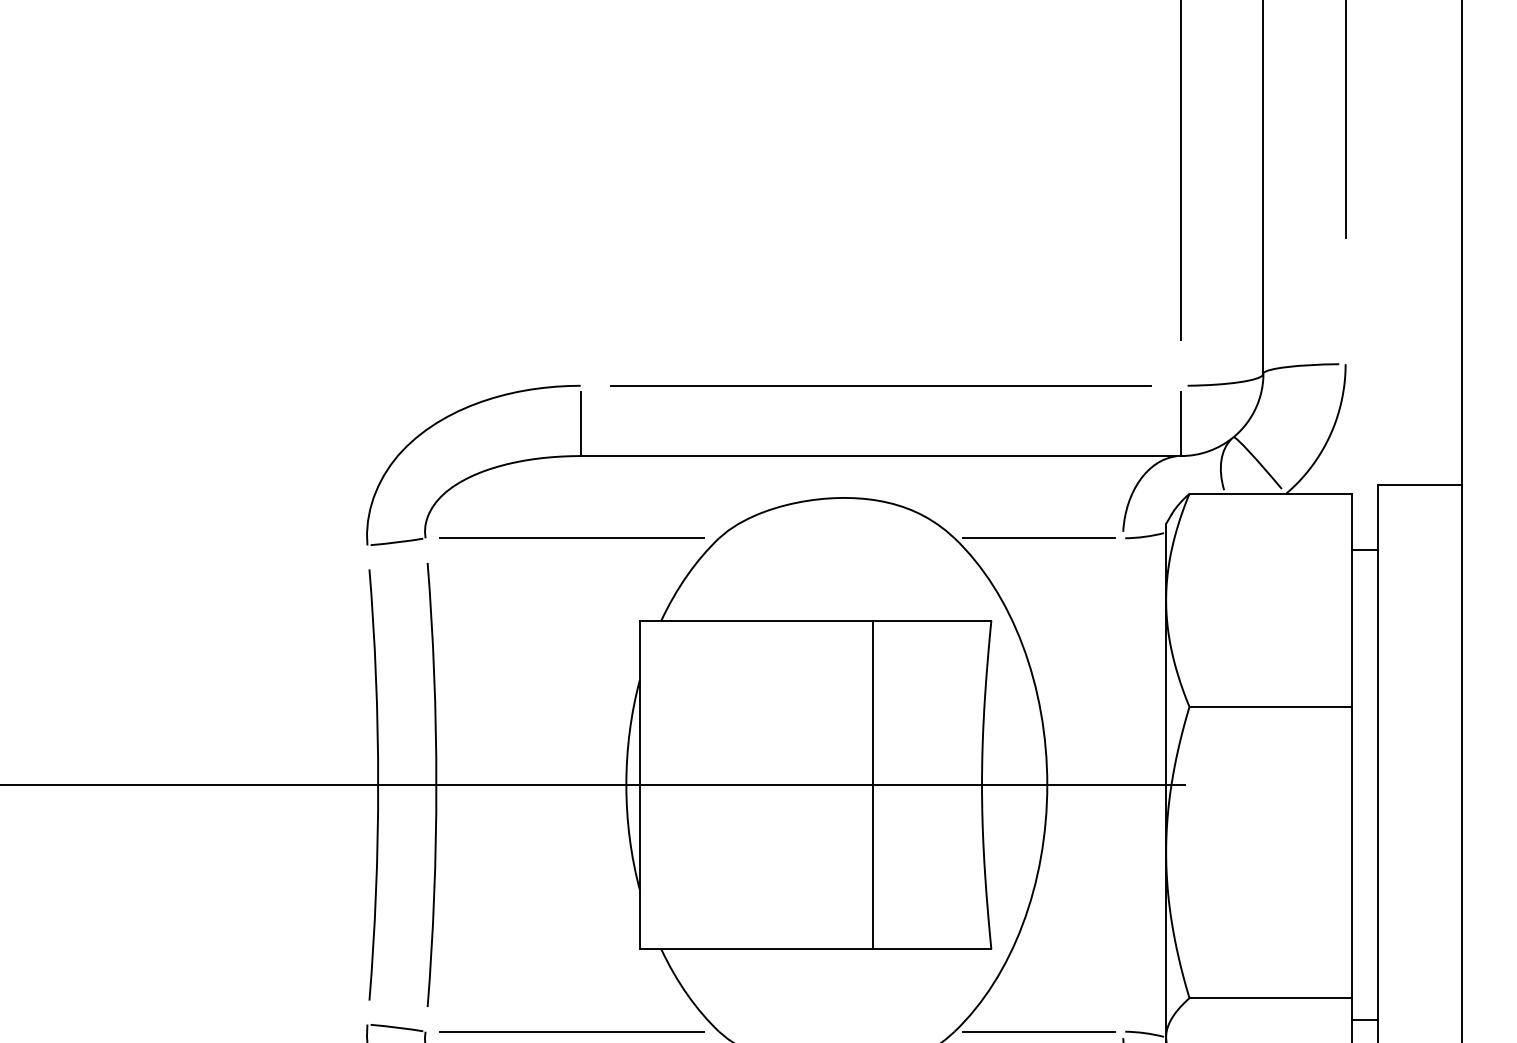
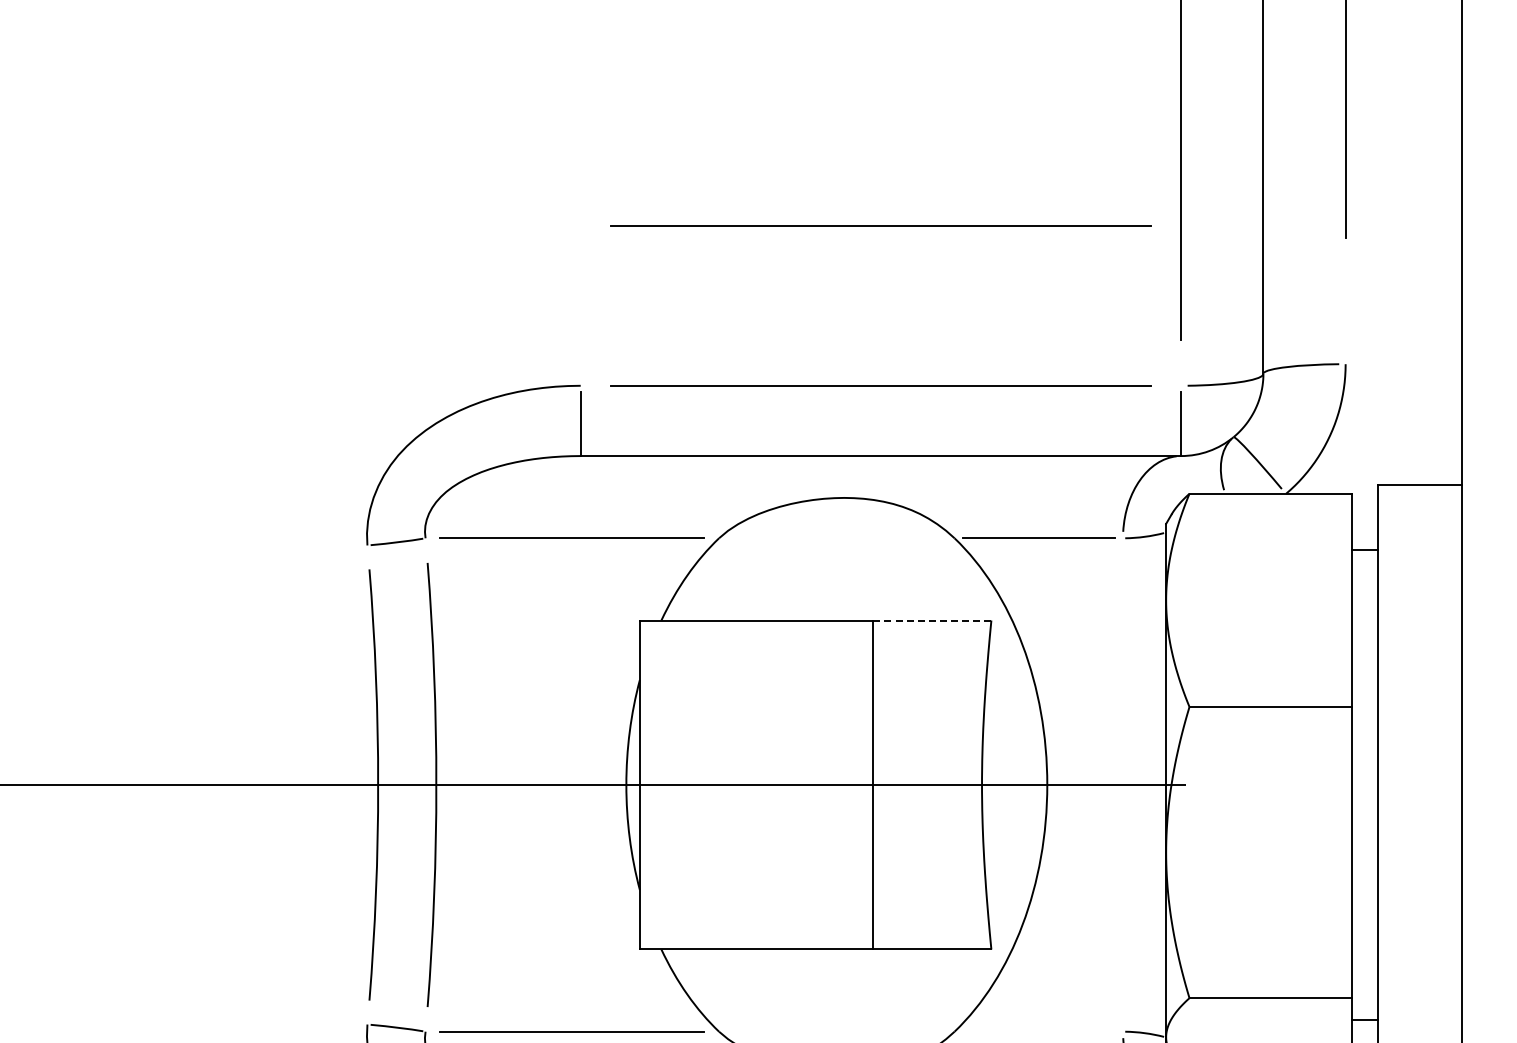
line: none -> present (880, 225)
line: solid -> dashed (931, 620)
line: present -> none (1038, 1031)
